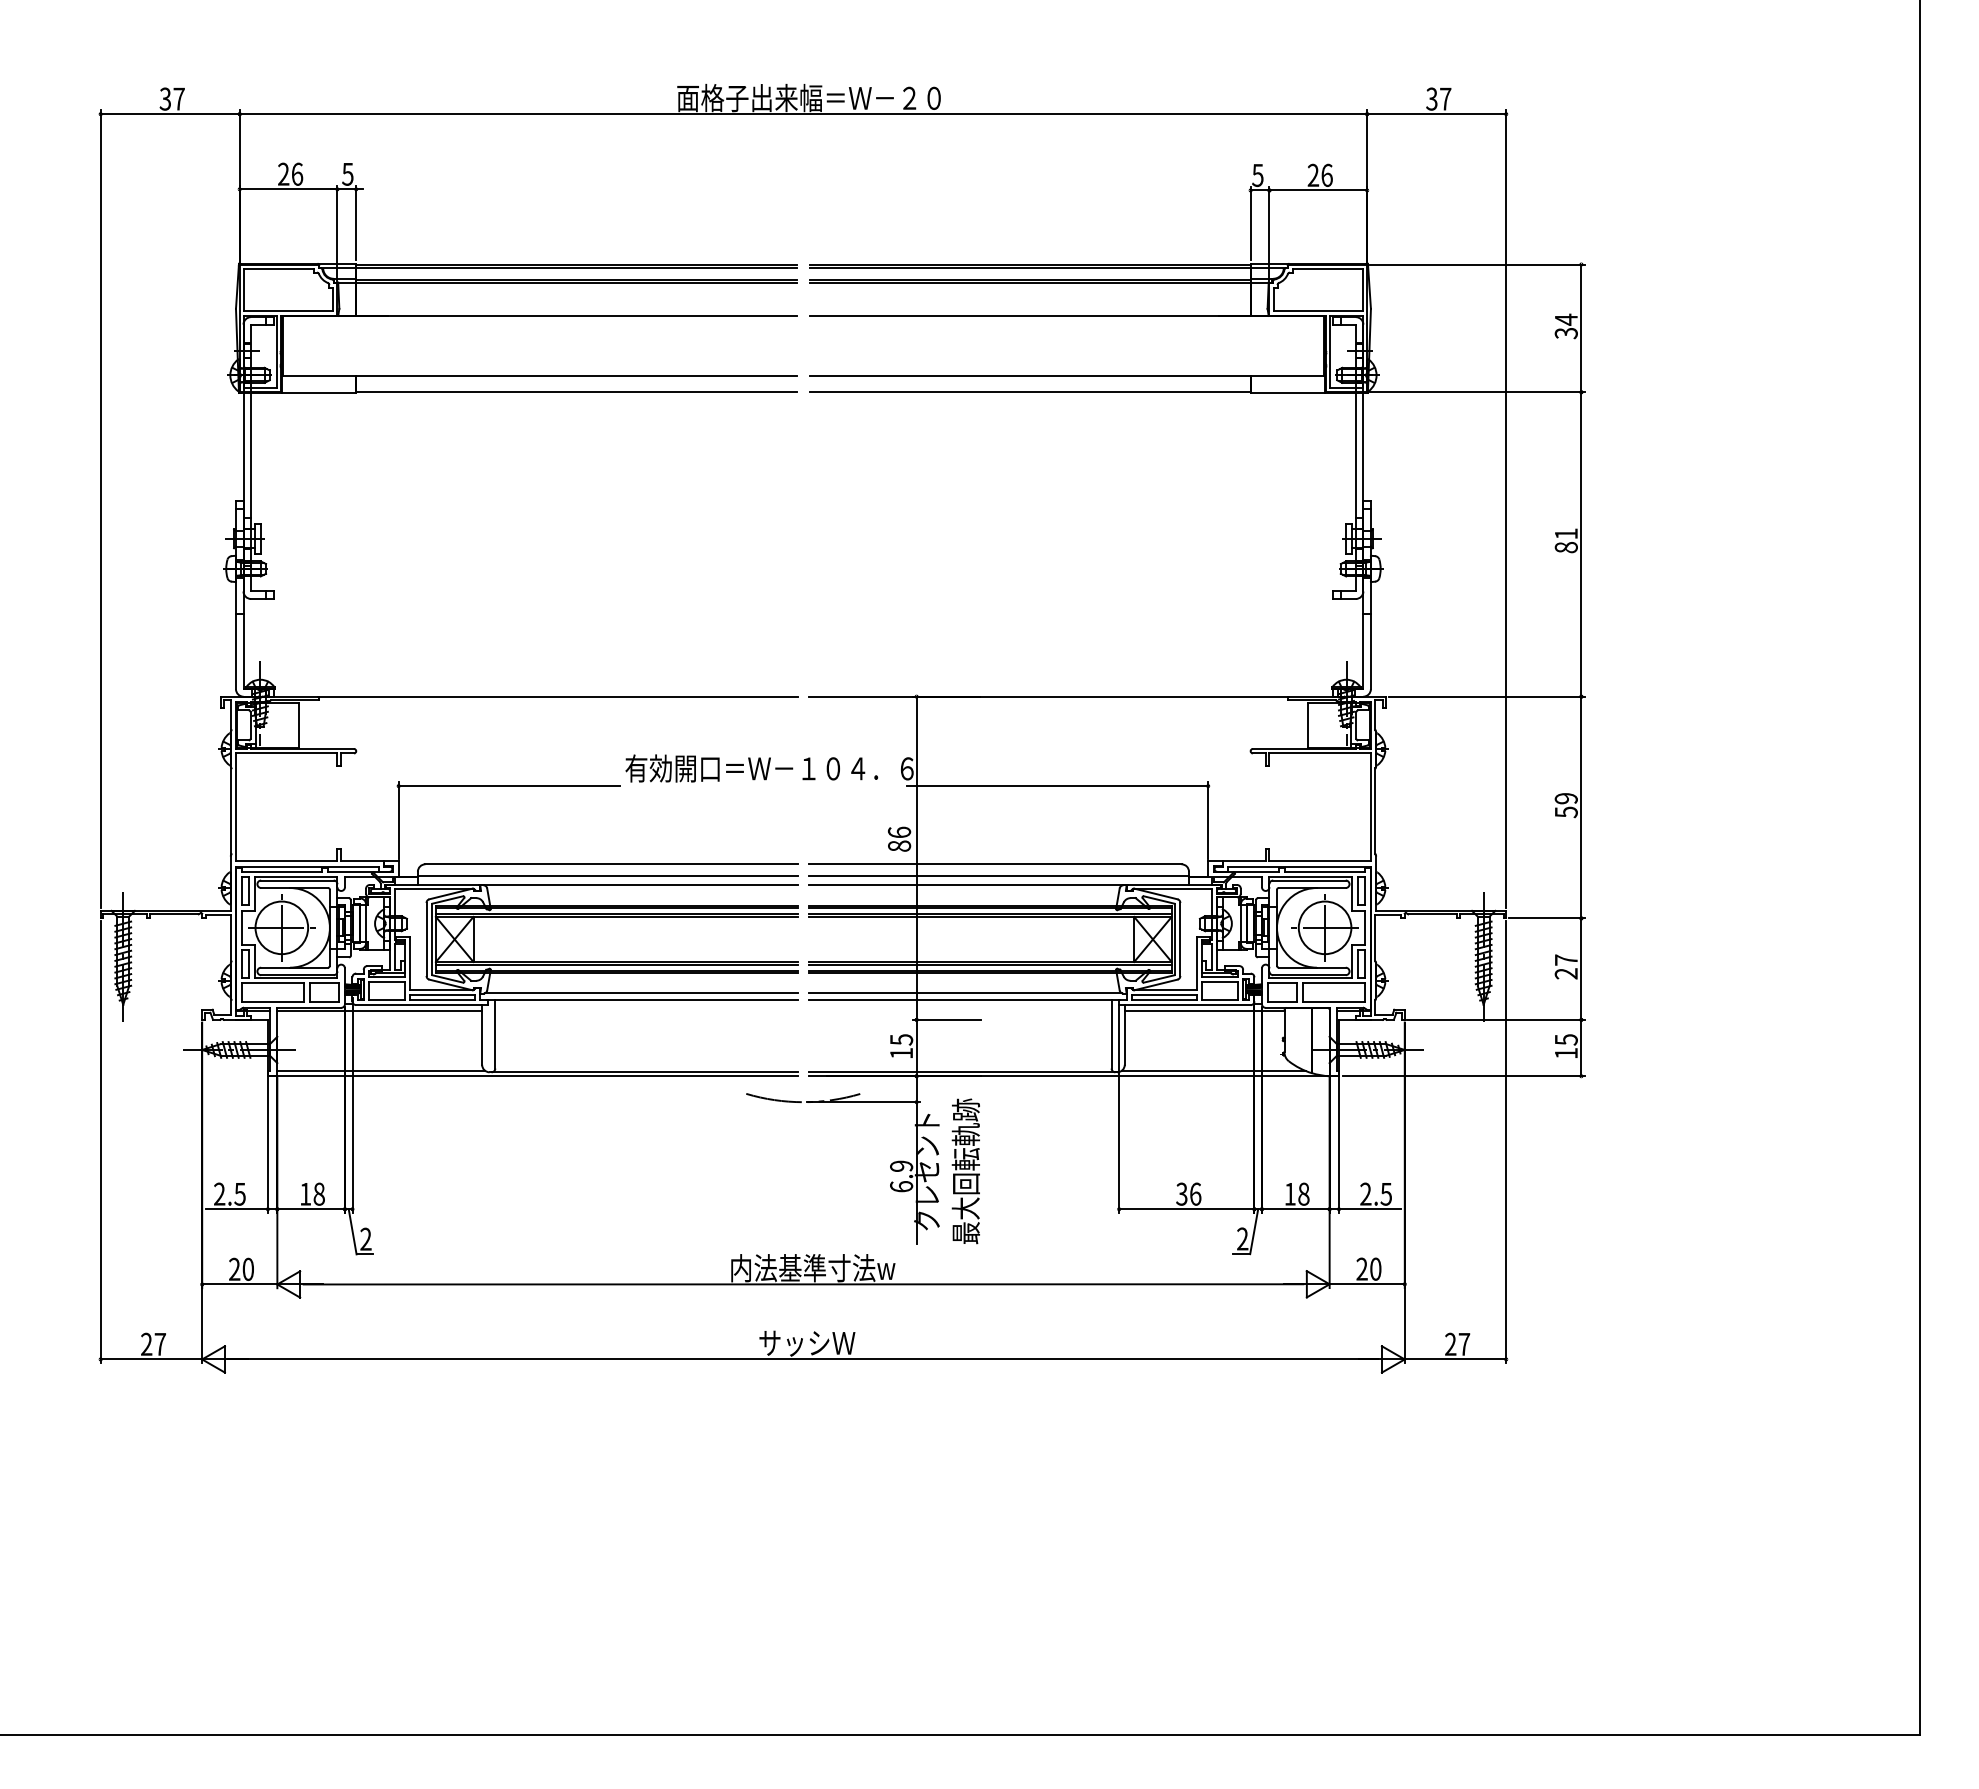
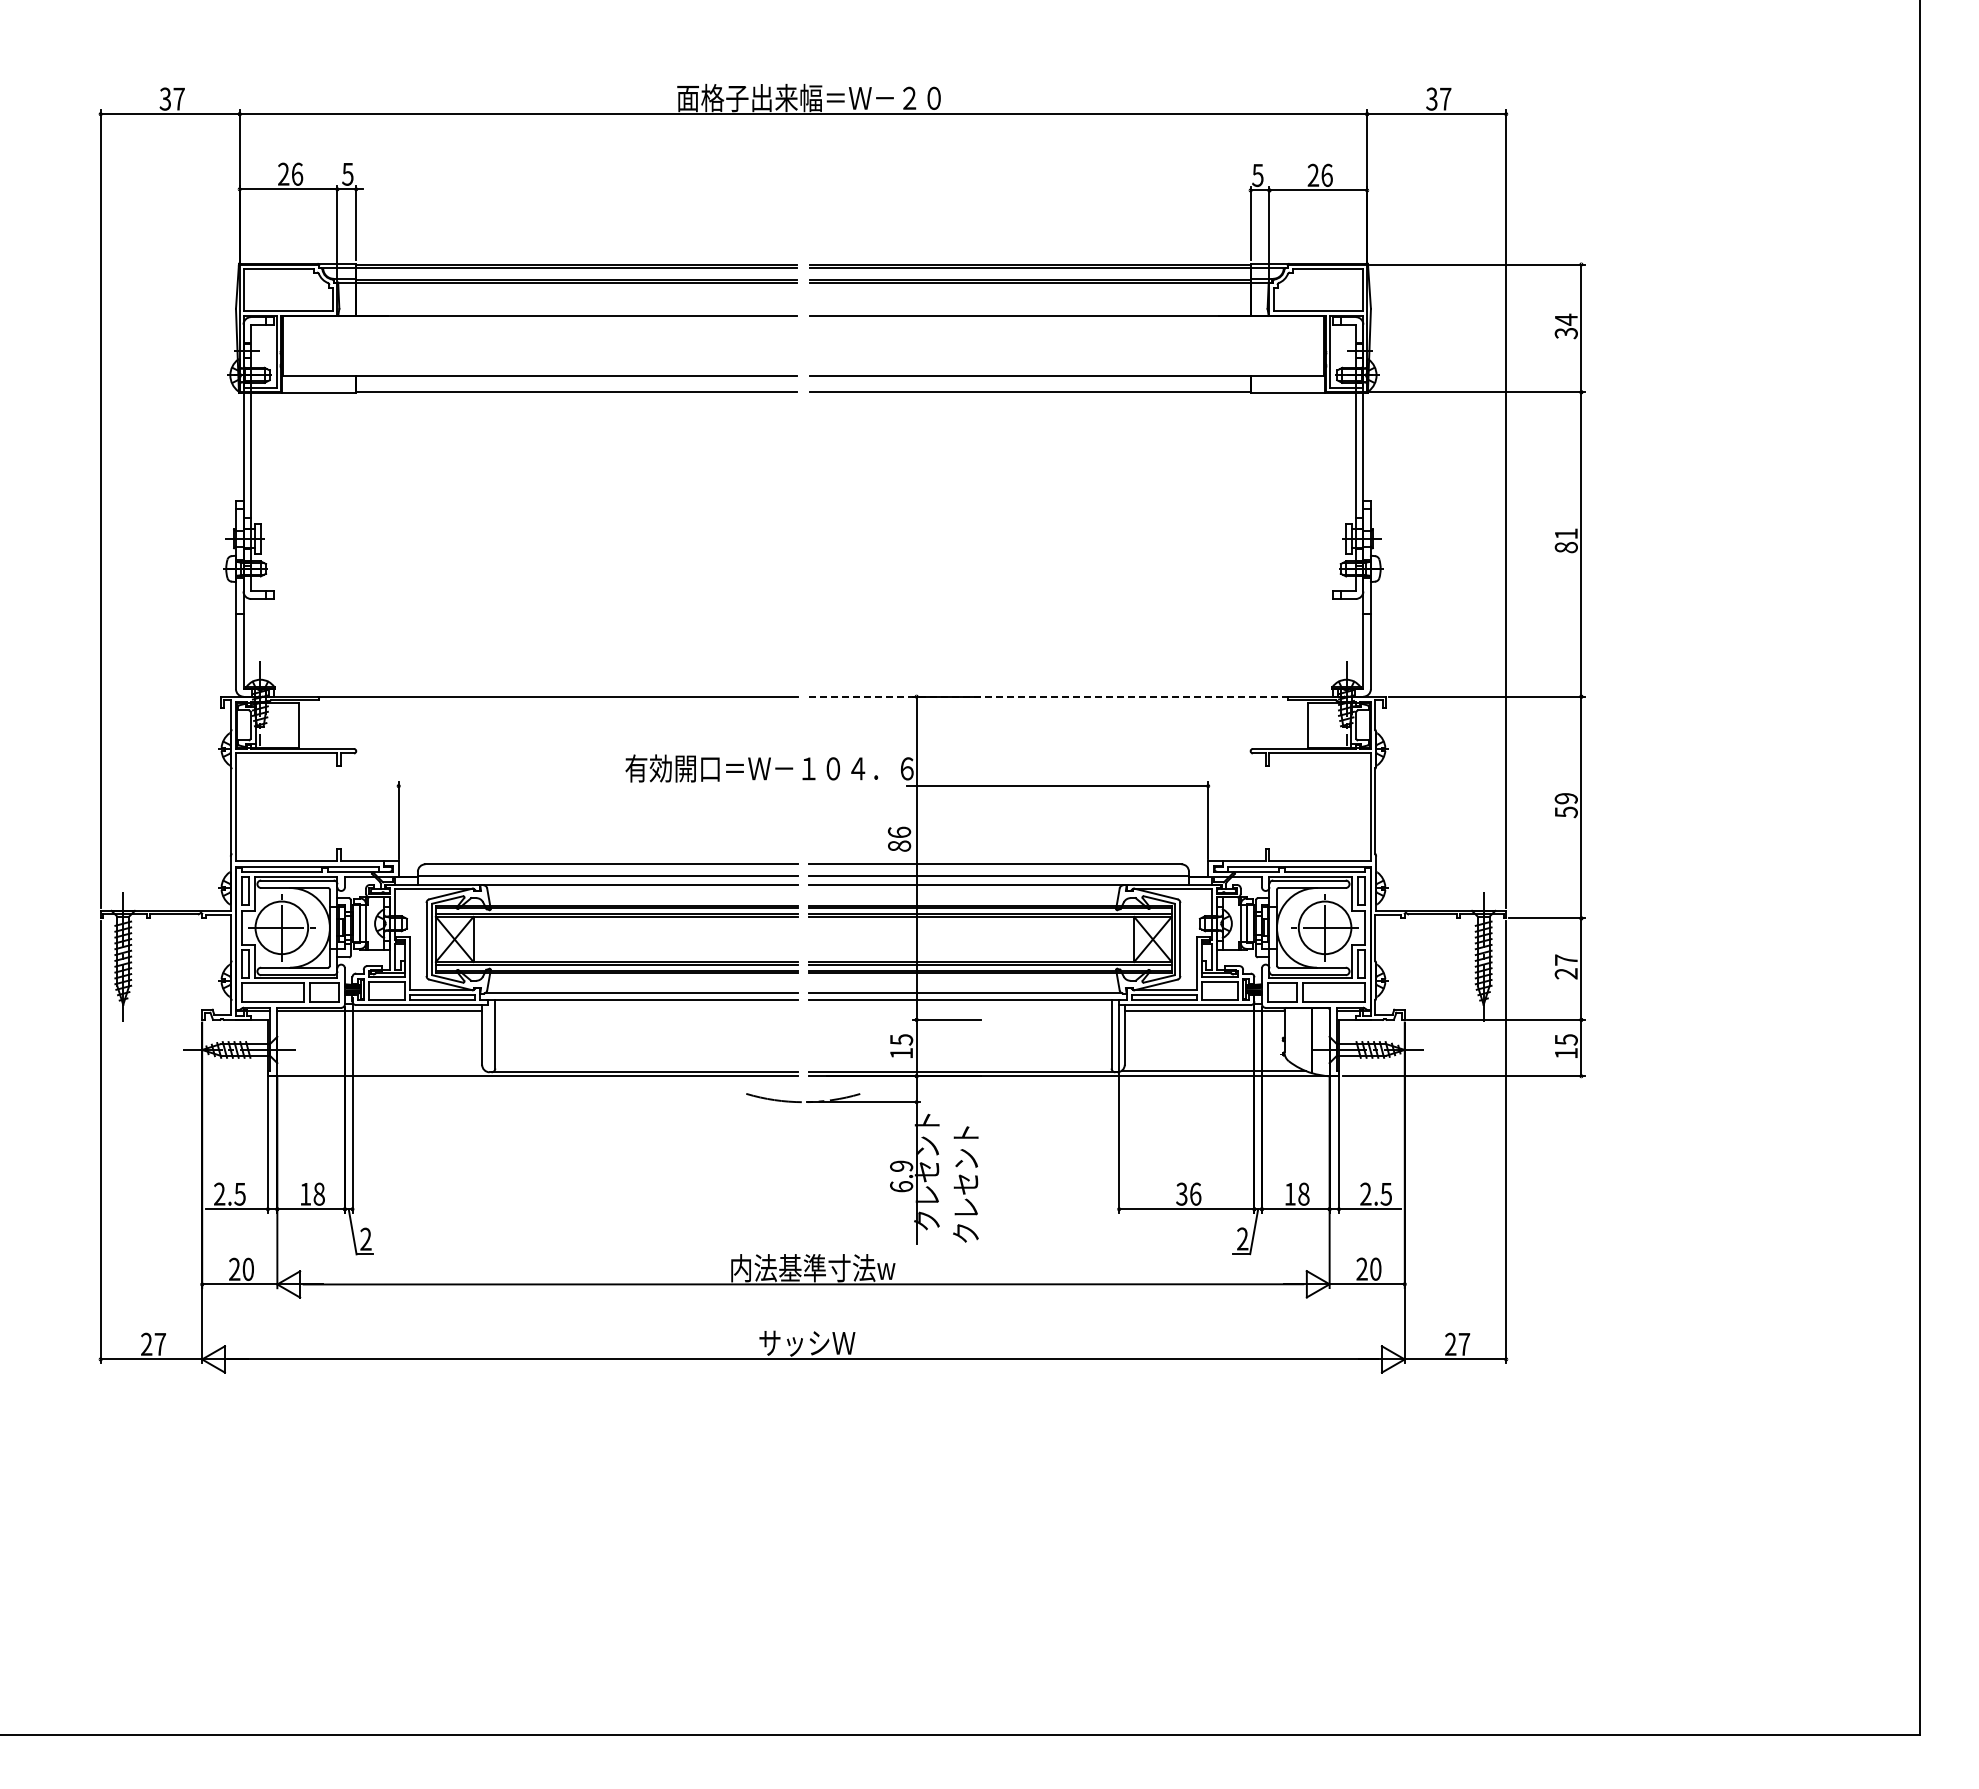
line: solid -> dashed (1048, 696)
line: present -> none (509, 786)
line: present -> none (381, 1071)
text: 最大回転軌跡 -> クレセント (965, 1171)
